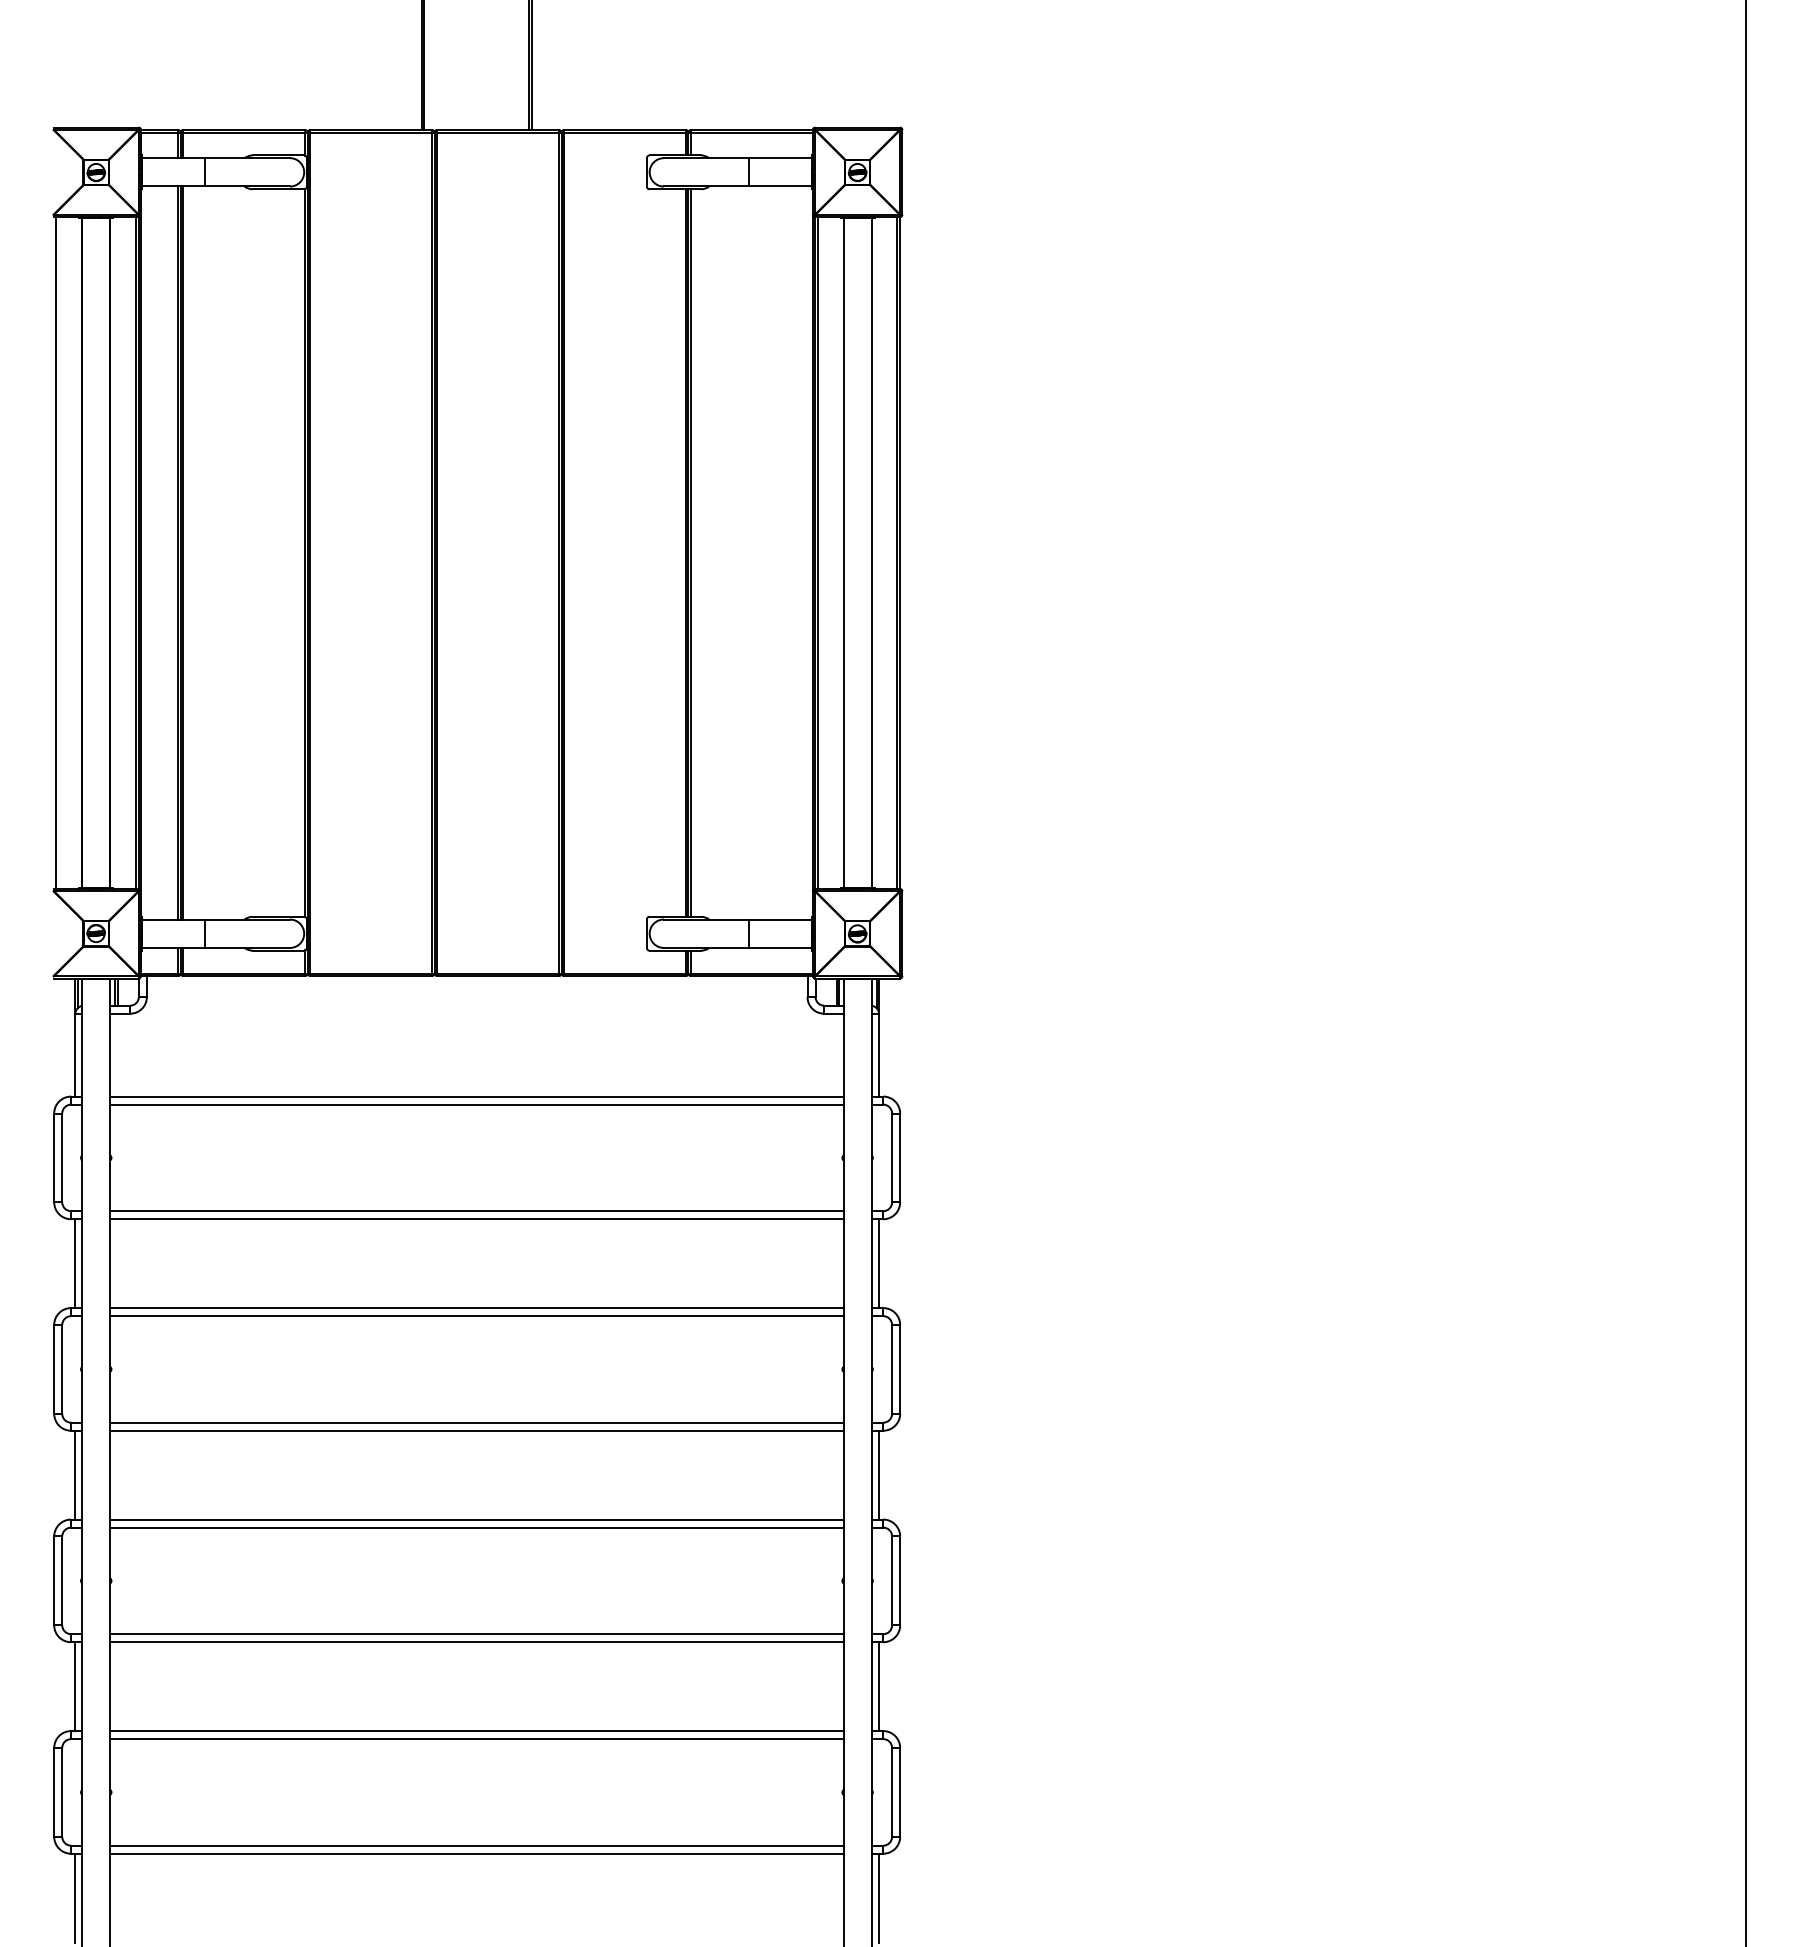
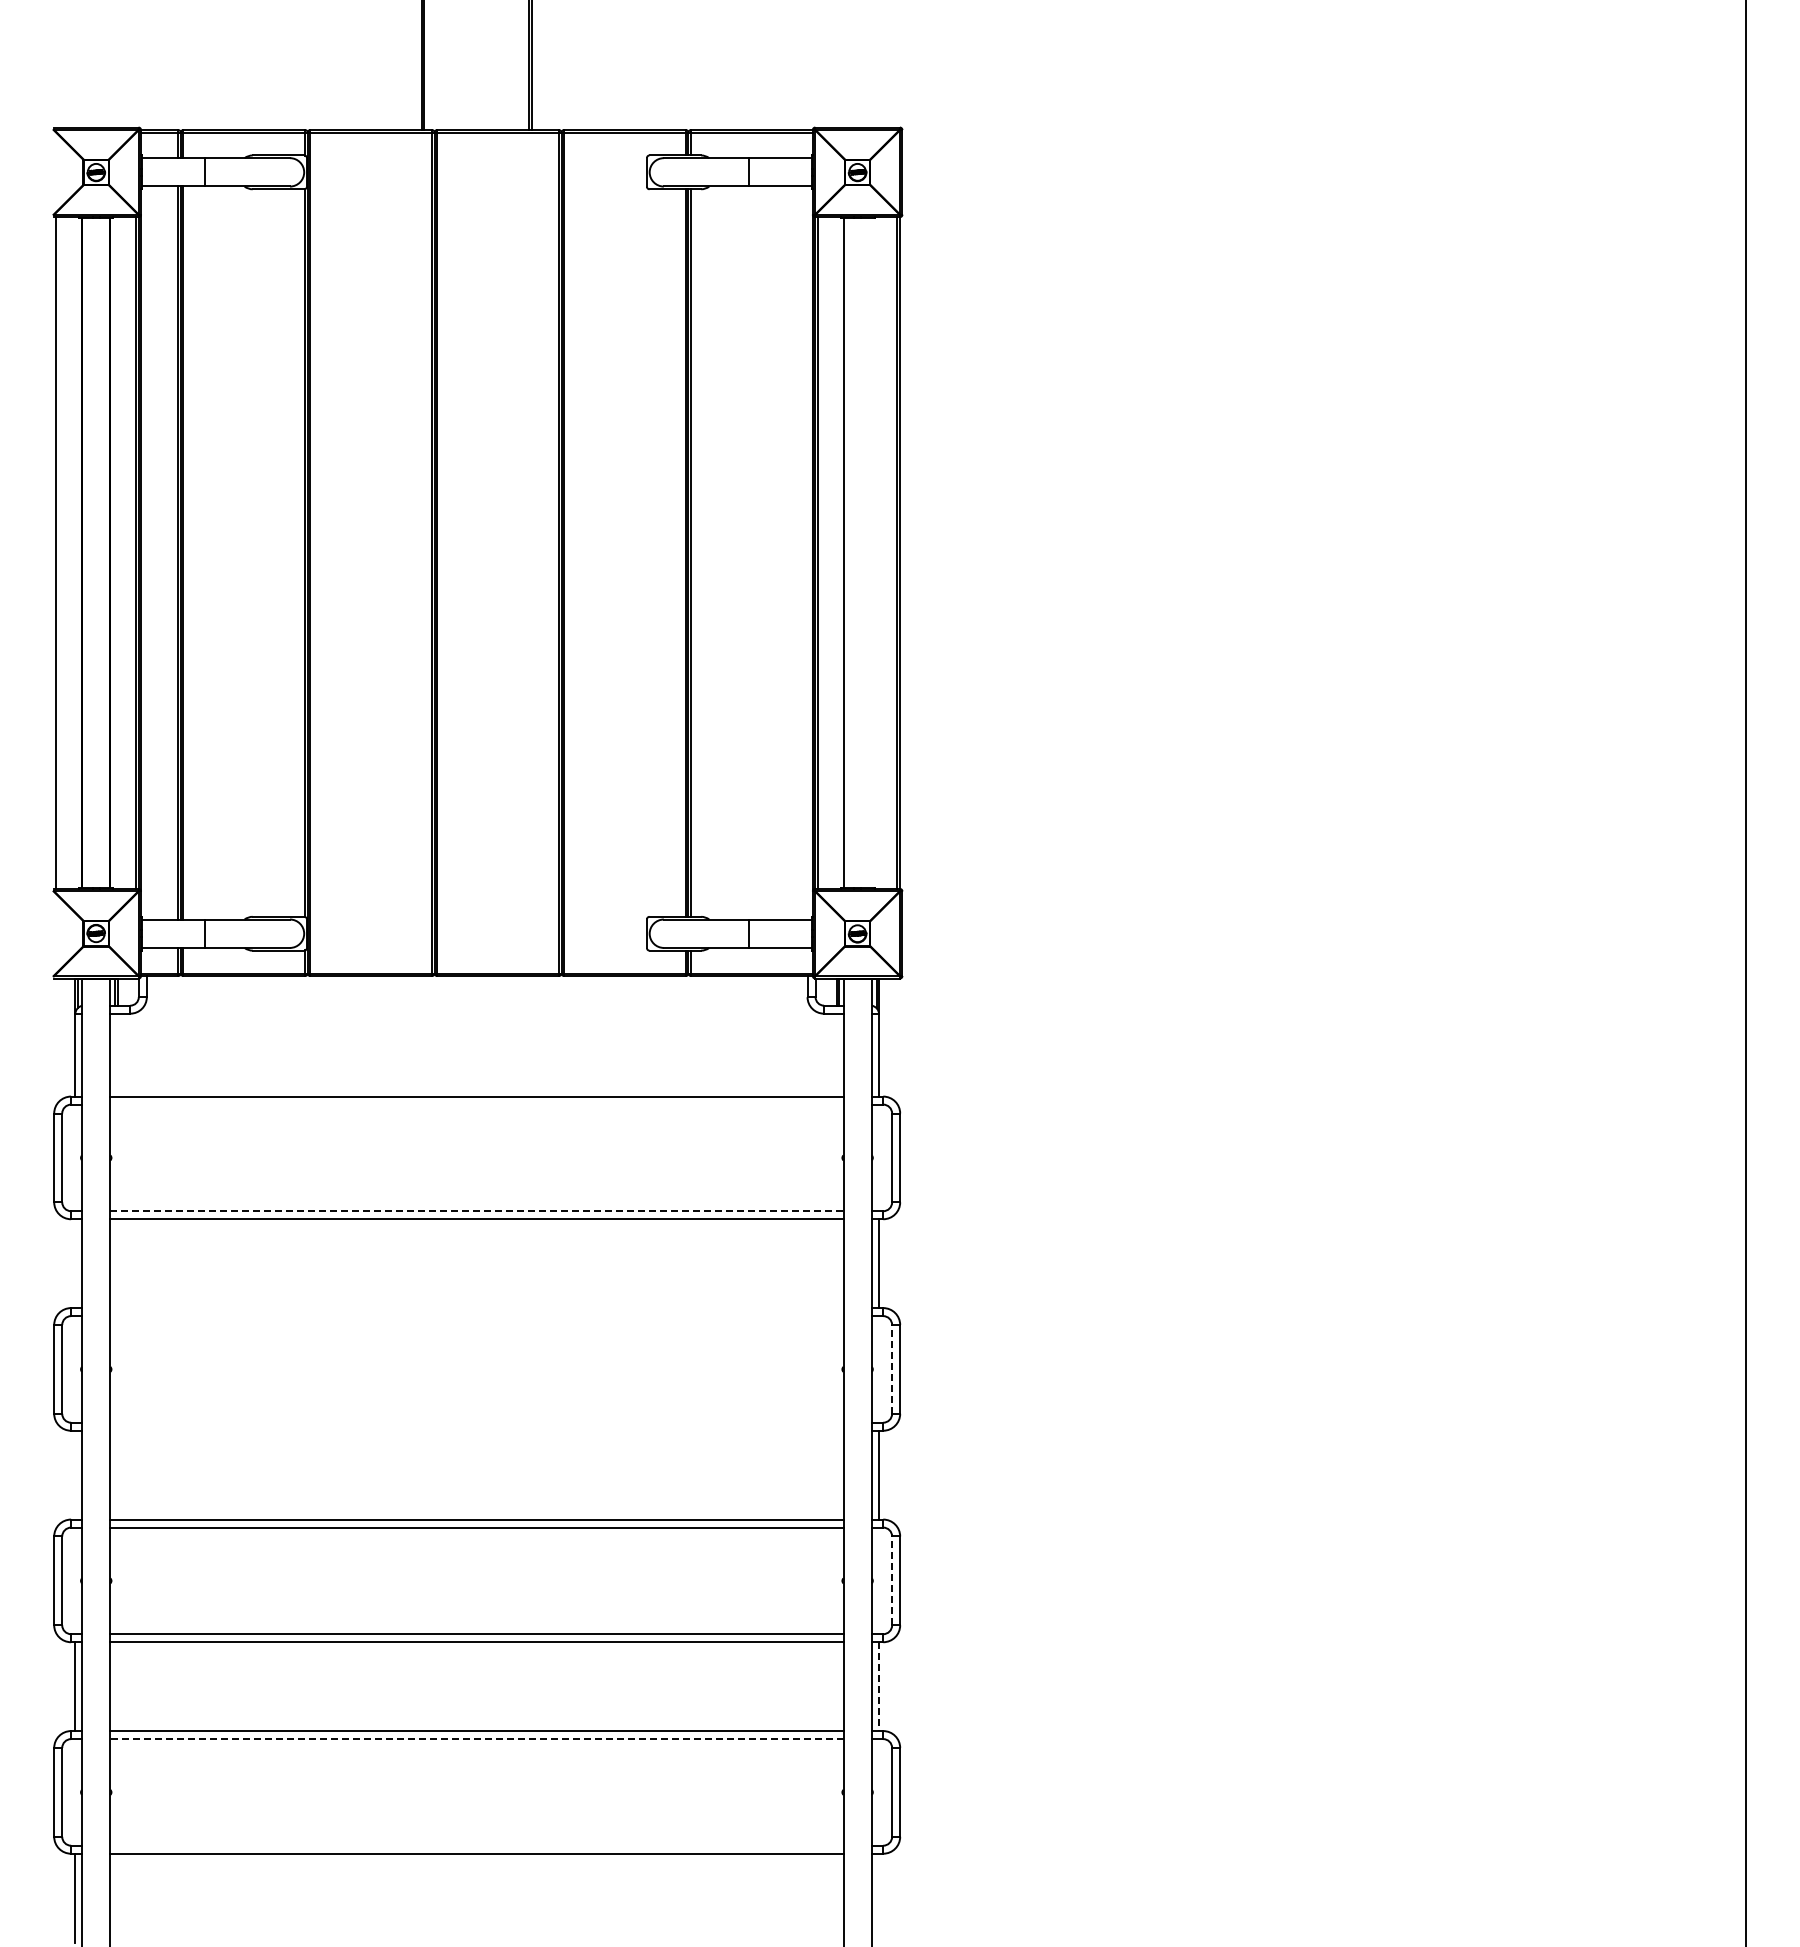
line: present -> none (871, 553)
line: present -> none (476, 1104)
line: solid -> dashed (476, 1211)
line: present -> none (75, 1263)
line: present -> none (476, 1308)
line: present -> none (476, 1316)
line: solid -> dashed (892, 1368)
line: present -> none (476, 1422)
line: present -> none (476, 1430)
line: present -> none (75, 1474)
line: solid -> dashed (892, 1580)
line: solid -> dashed (879, 1687)
line: solid -> dashed (476, 1739)
line: present -> none (476, 1845)
line: present -> none (879, 1897)
